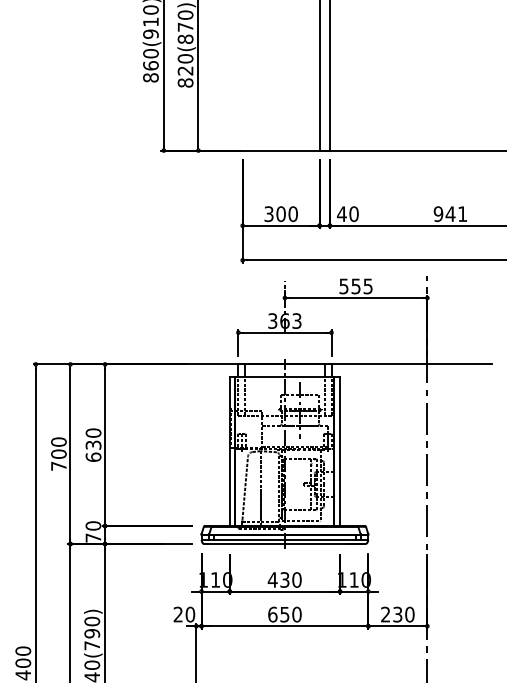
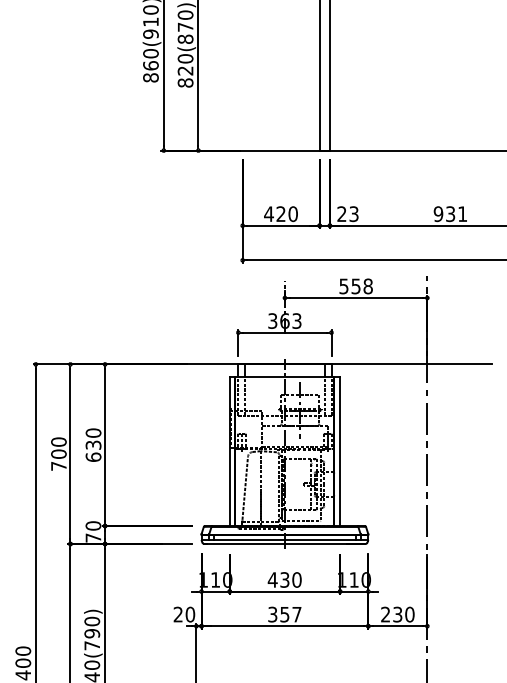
text: 300 -> 420 (274, 214)
text: 40 -> 23 (347, 214)
text: 941 -> 931 (450, 214)
text: 555 -> 558 (367, 286)
text: 650 -> 357 (284, 614)
